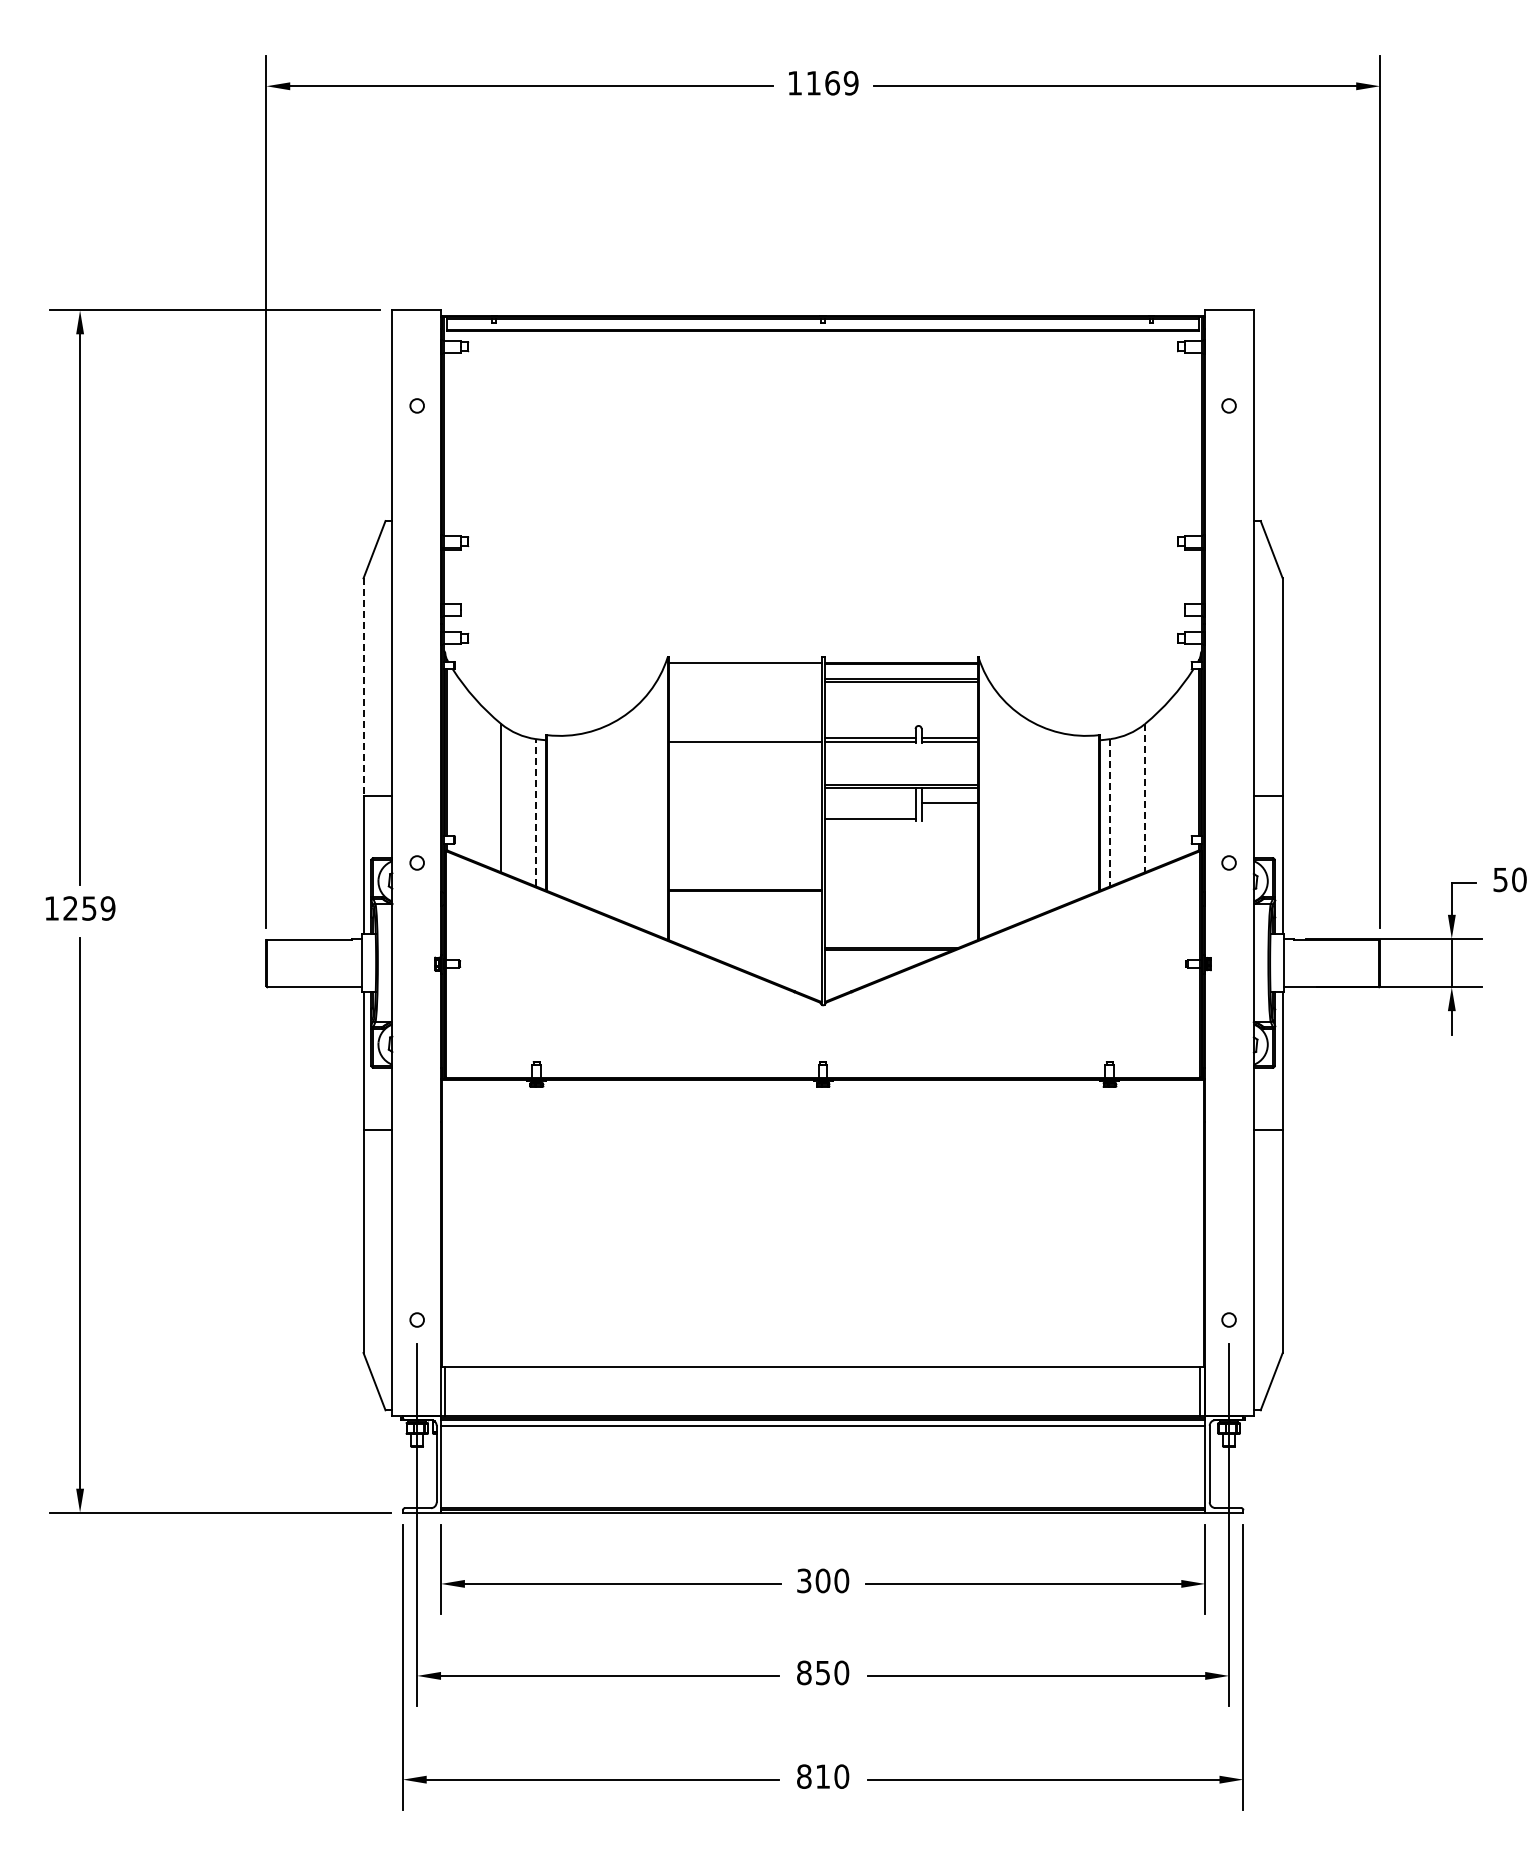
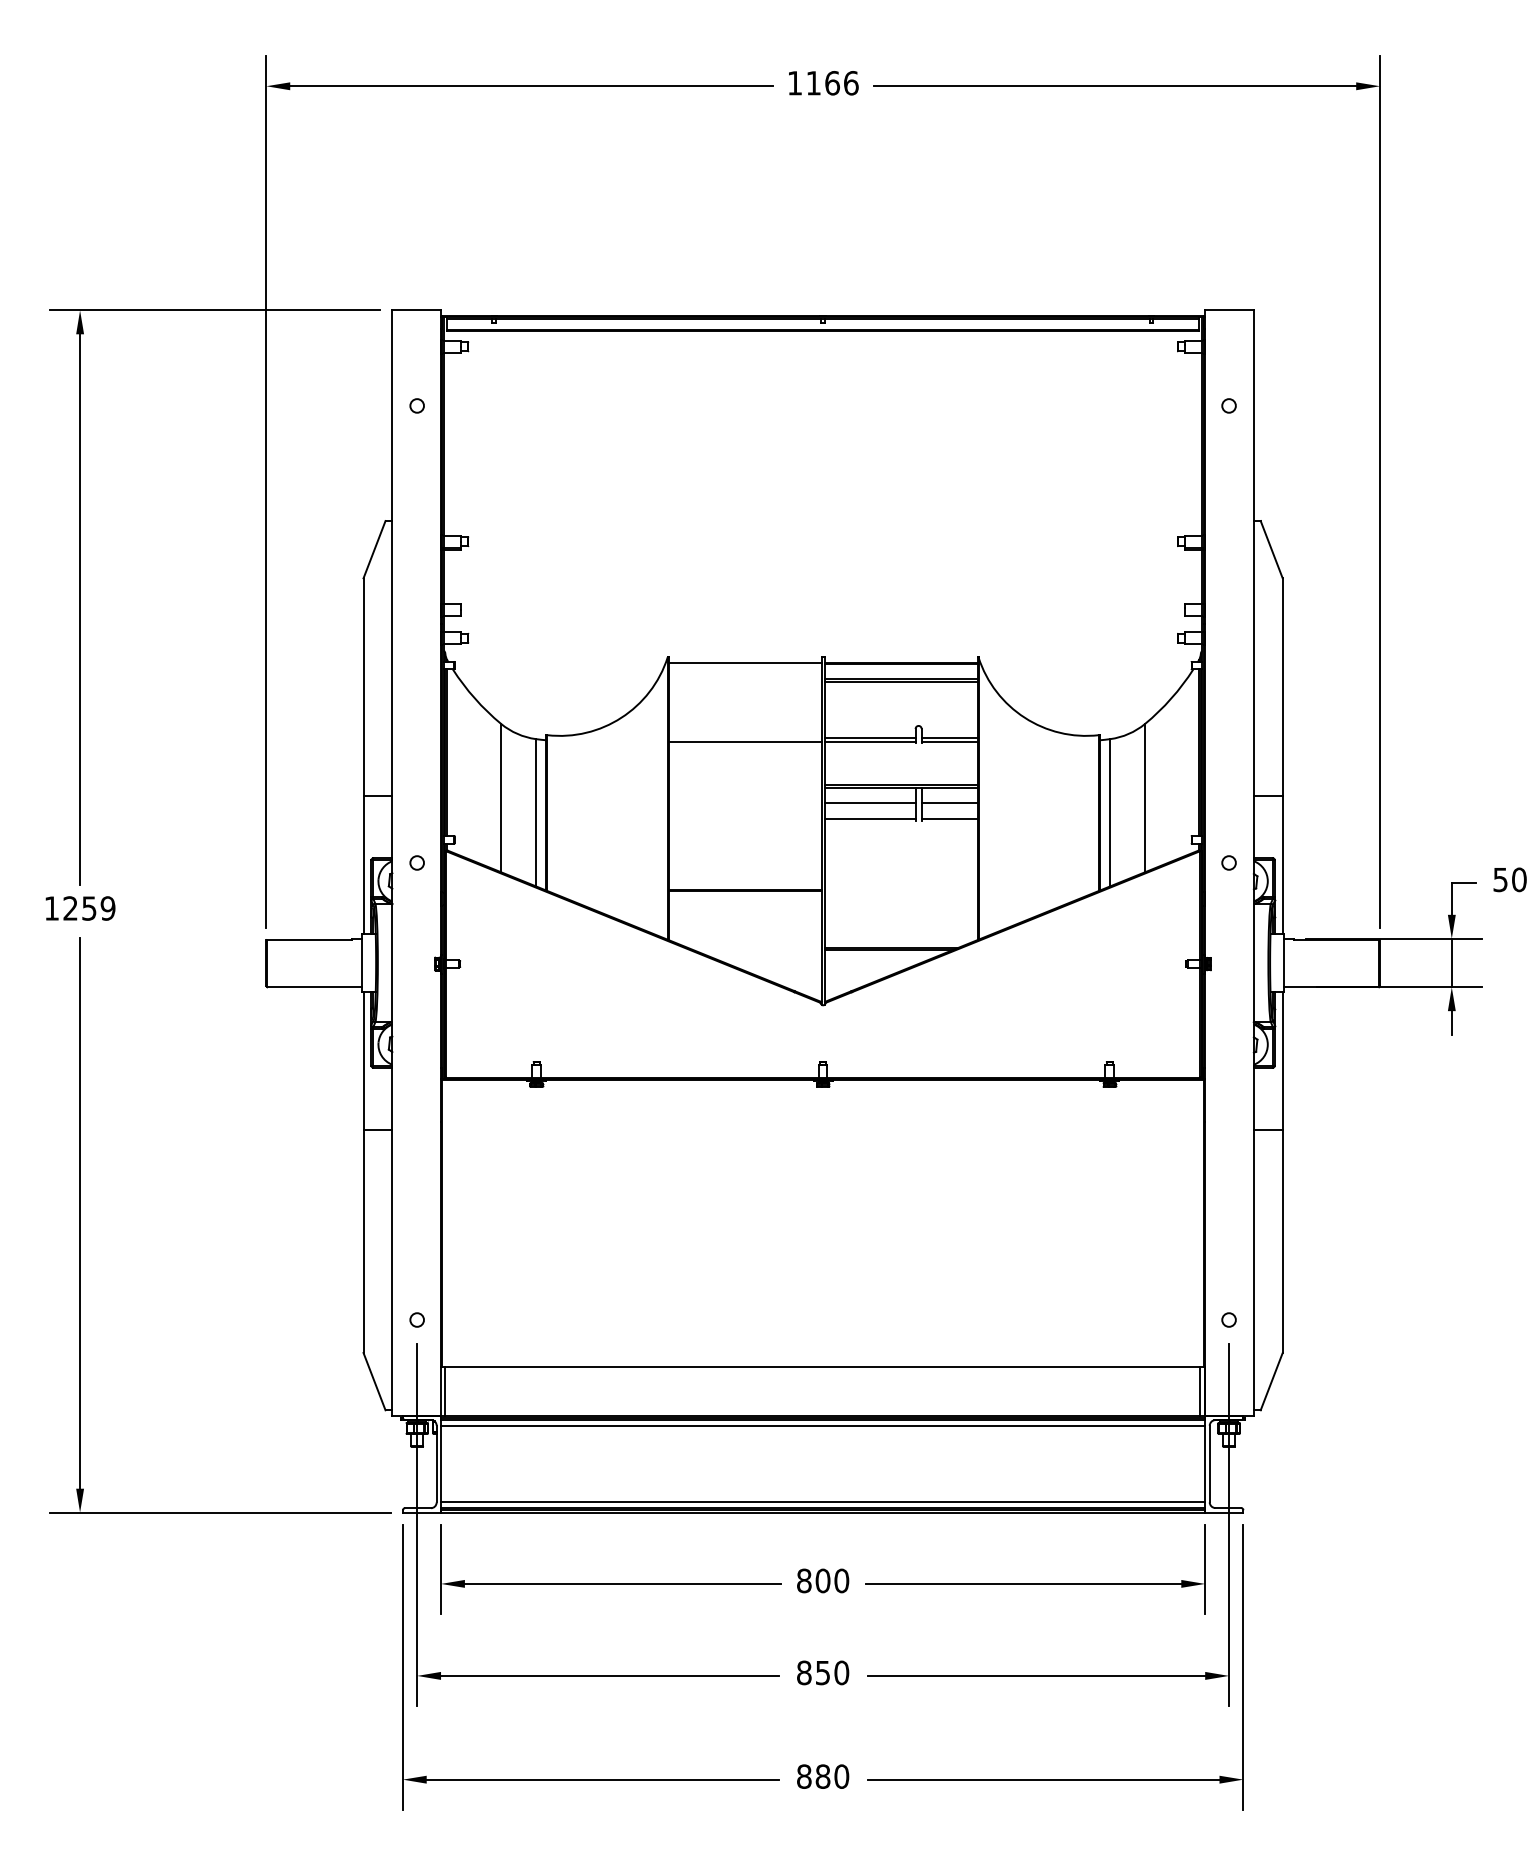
text: 1169 -> 1166 (850, 83)
line: dashed -> solid (363, 687)
line: dashed -> solid (1144, 798)
line: none -> present (869, 803)
line: dashed -> solid (535, 812)
line: dashed -> solid (1110, 812)
line: none -> present (949, 818)
line: none -> present (823, 1502)
text: 300 -> 800 (804, 1580)
text: 810 -> 880 (822, 1776)
